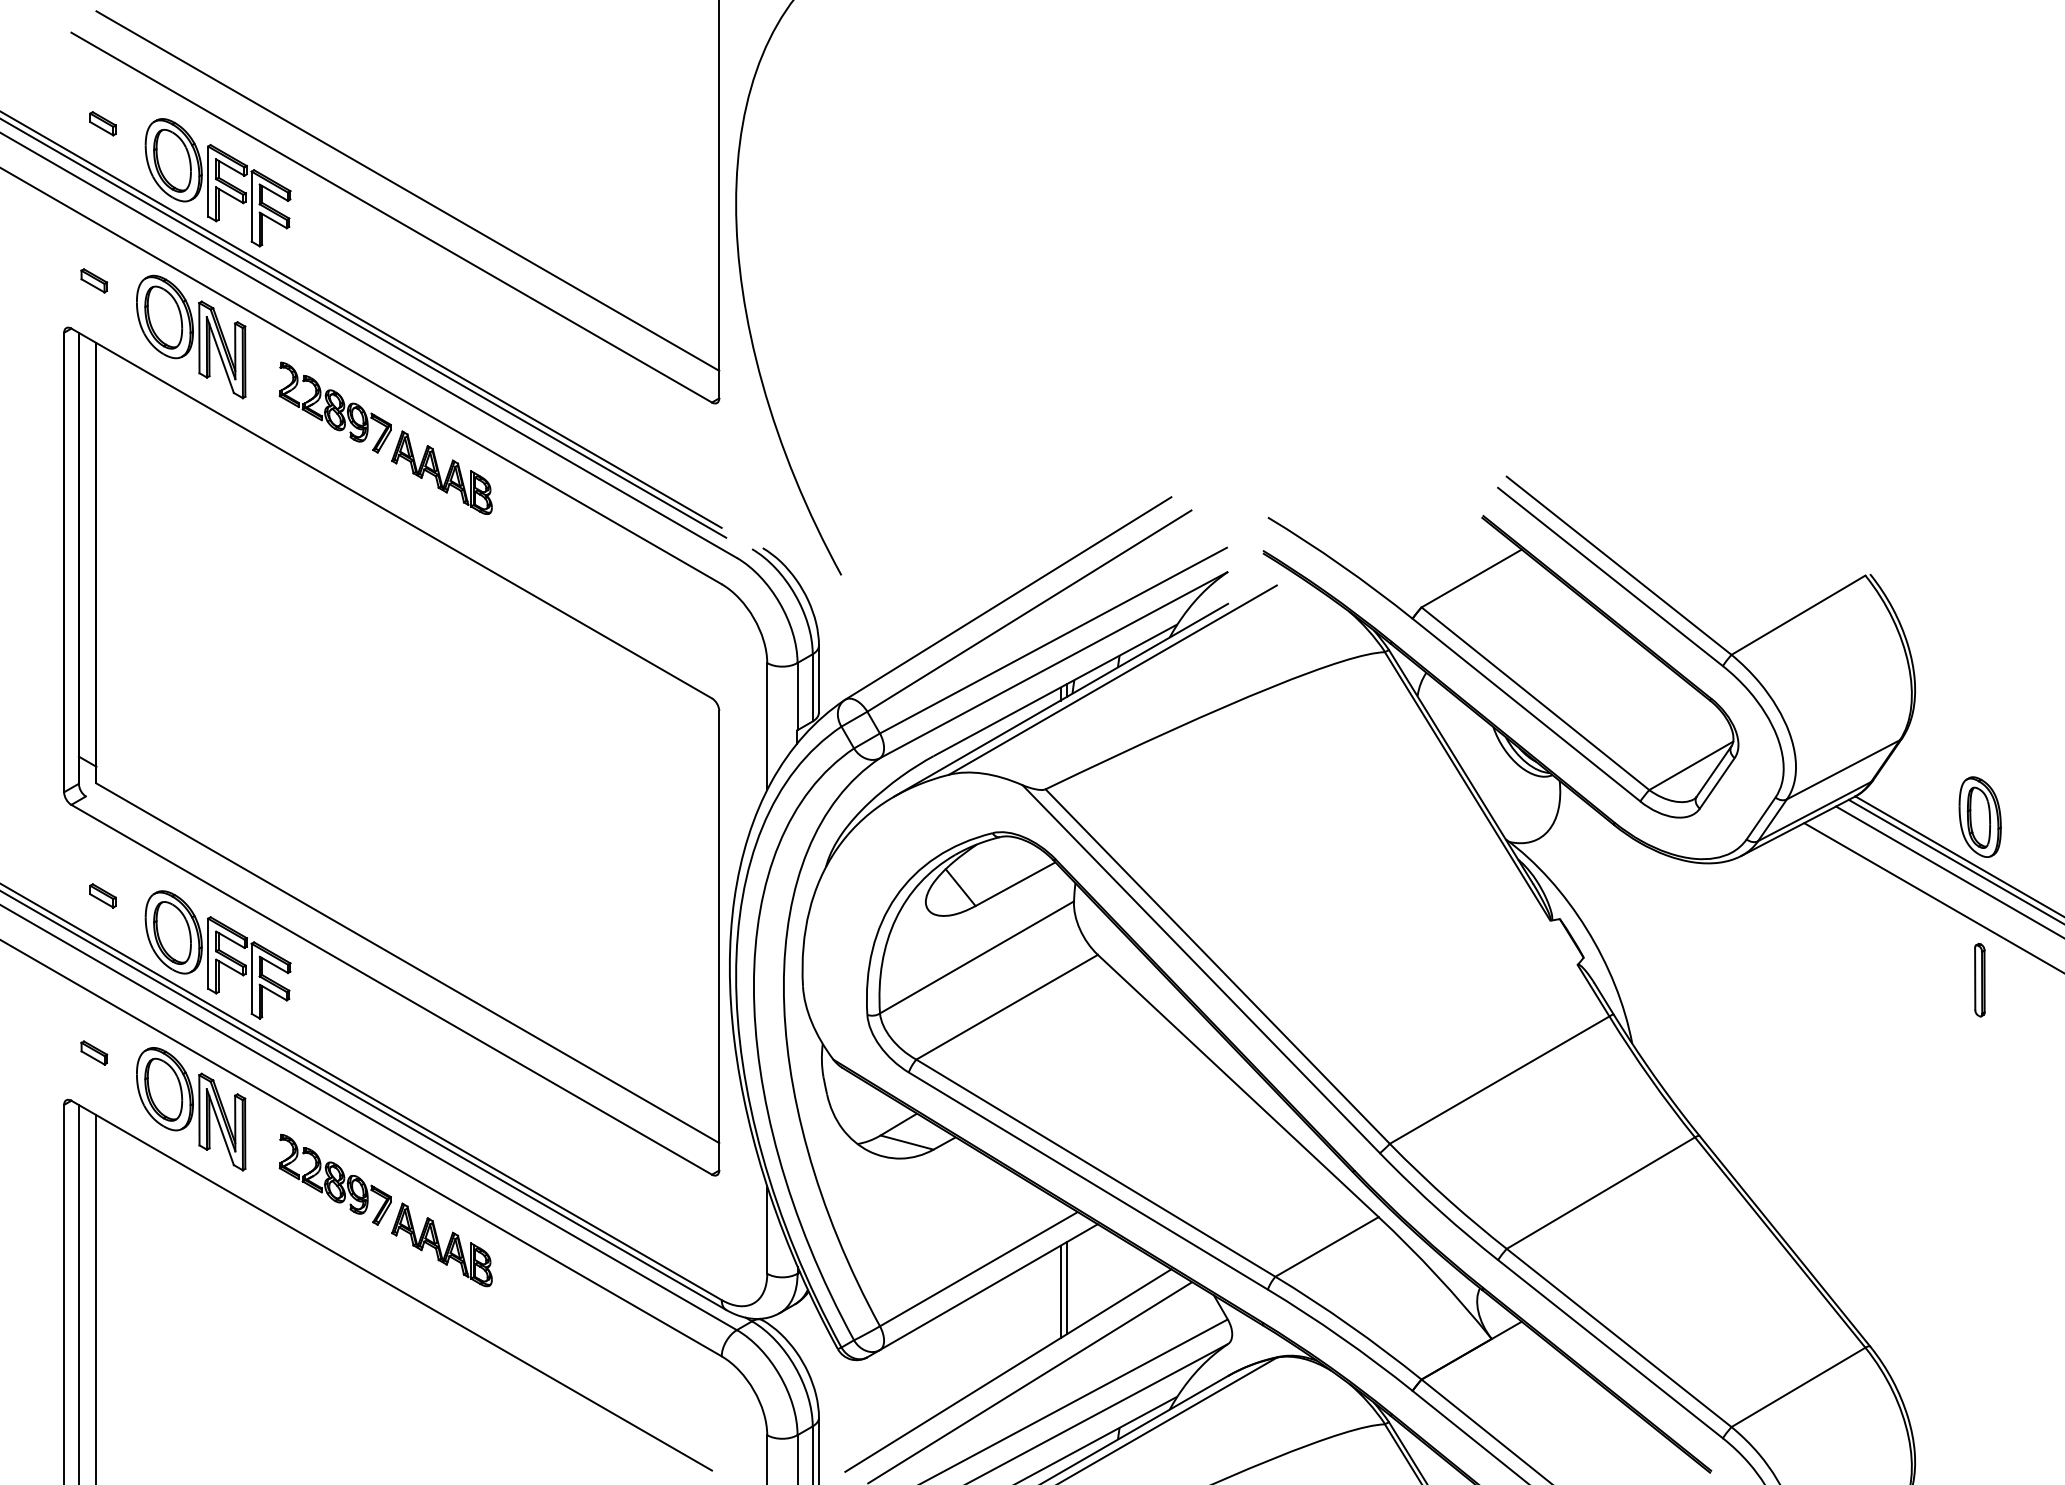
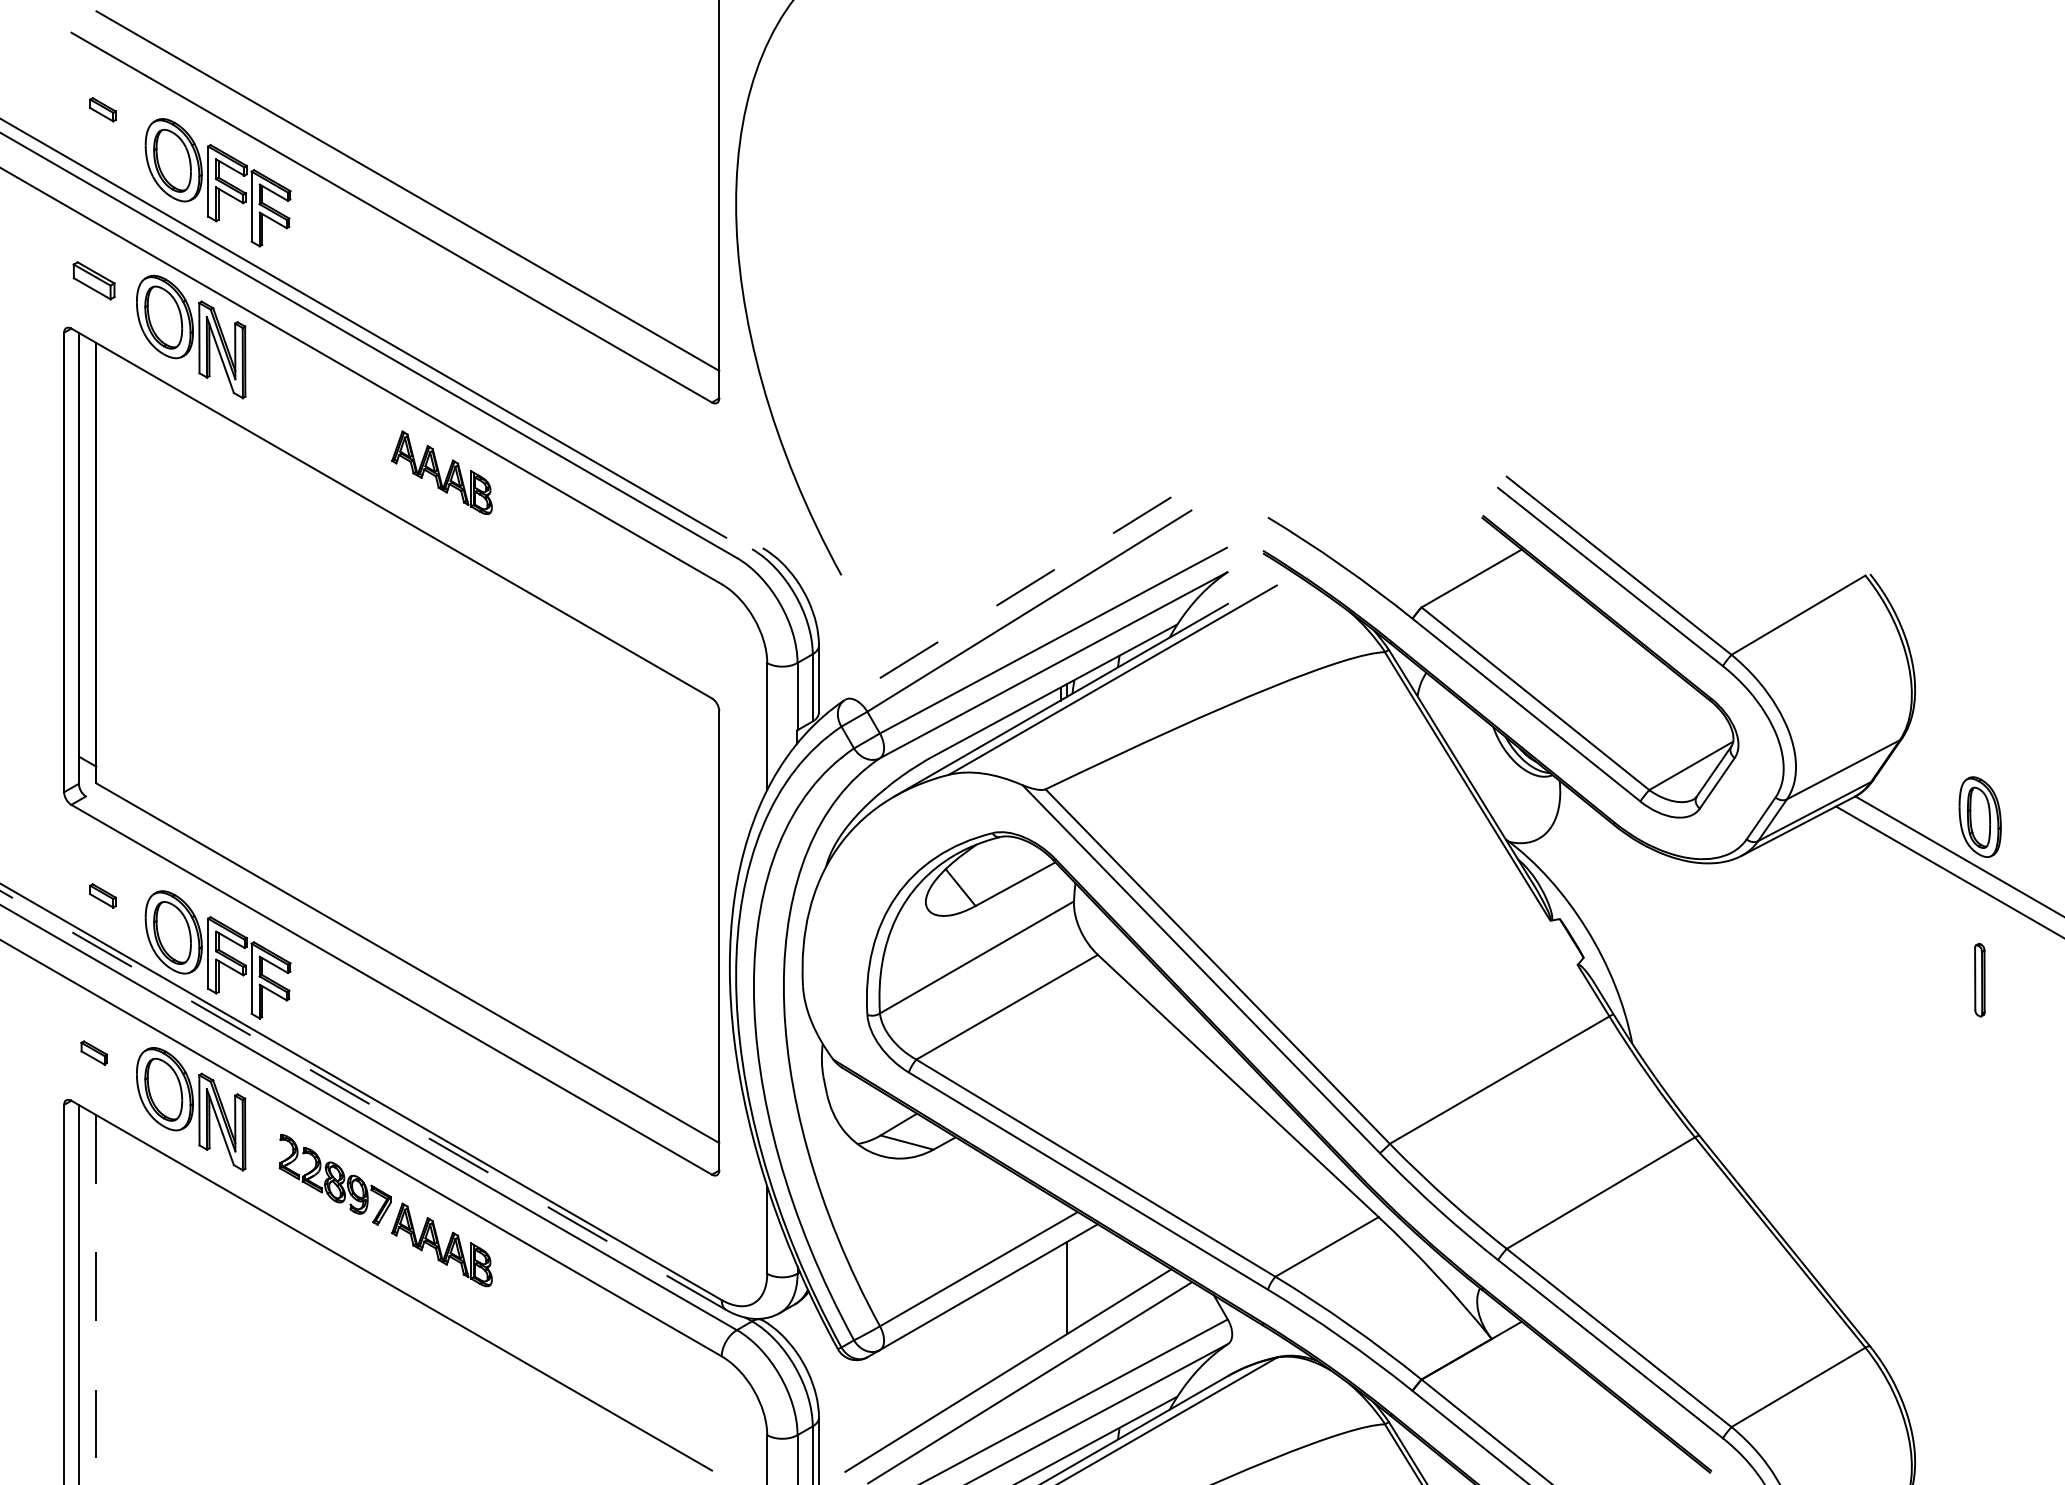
part position: (102, 123) -> (102, 109) (102, 109)
part size: 29x26 px -> 44x40 px (93, 280)
line: present -> none (361, 319)
part: present -> none (334, 407)
line: solid -> dashed (1008, 598)
line: present -> none (1954, 860)
line: present -> none (1932, 897)
line: solid -> dashed (362, 1100)
line: present -> none (1060, 1291)
line: solid -> dashed (96, 1299)
